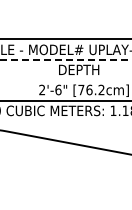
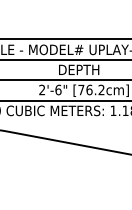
line: dashed -> solid (66, 59)
line: none -> present (65, 80)
